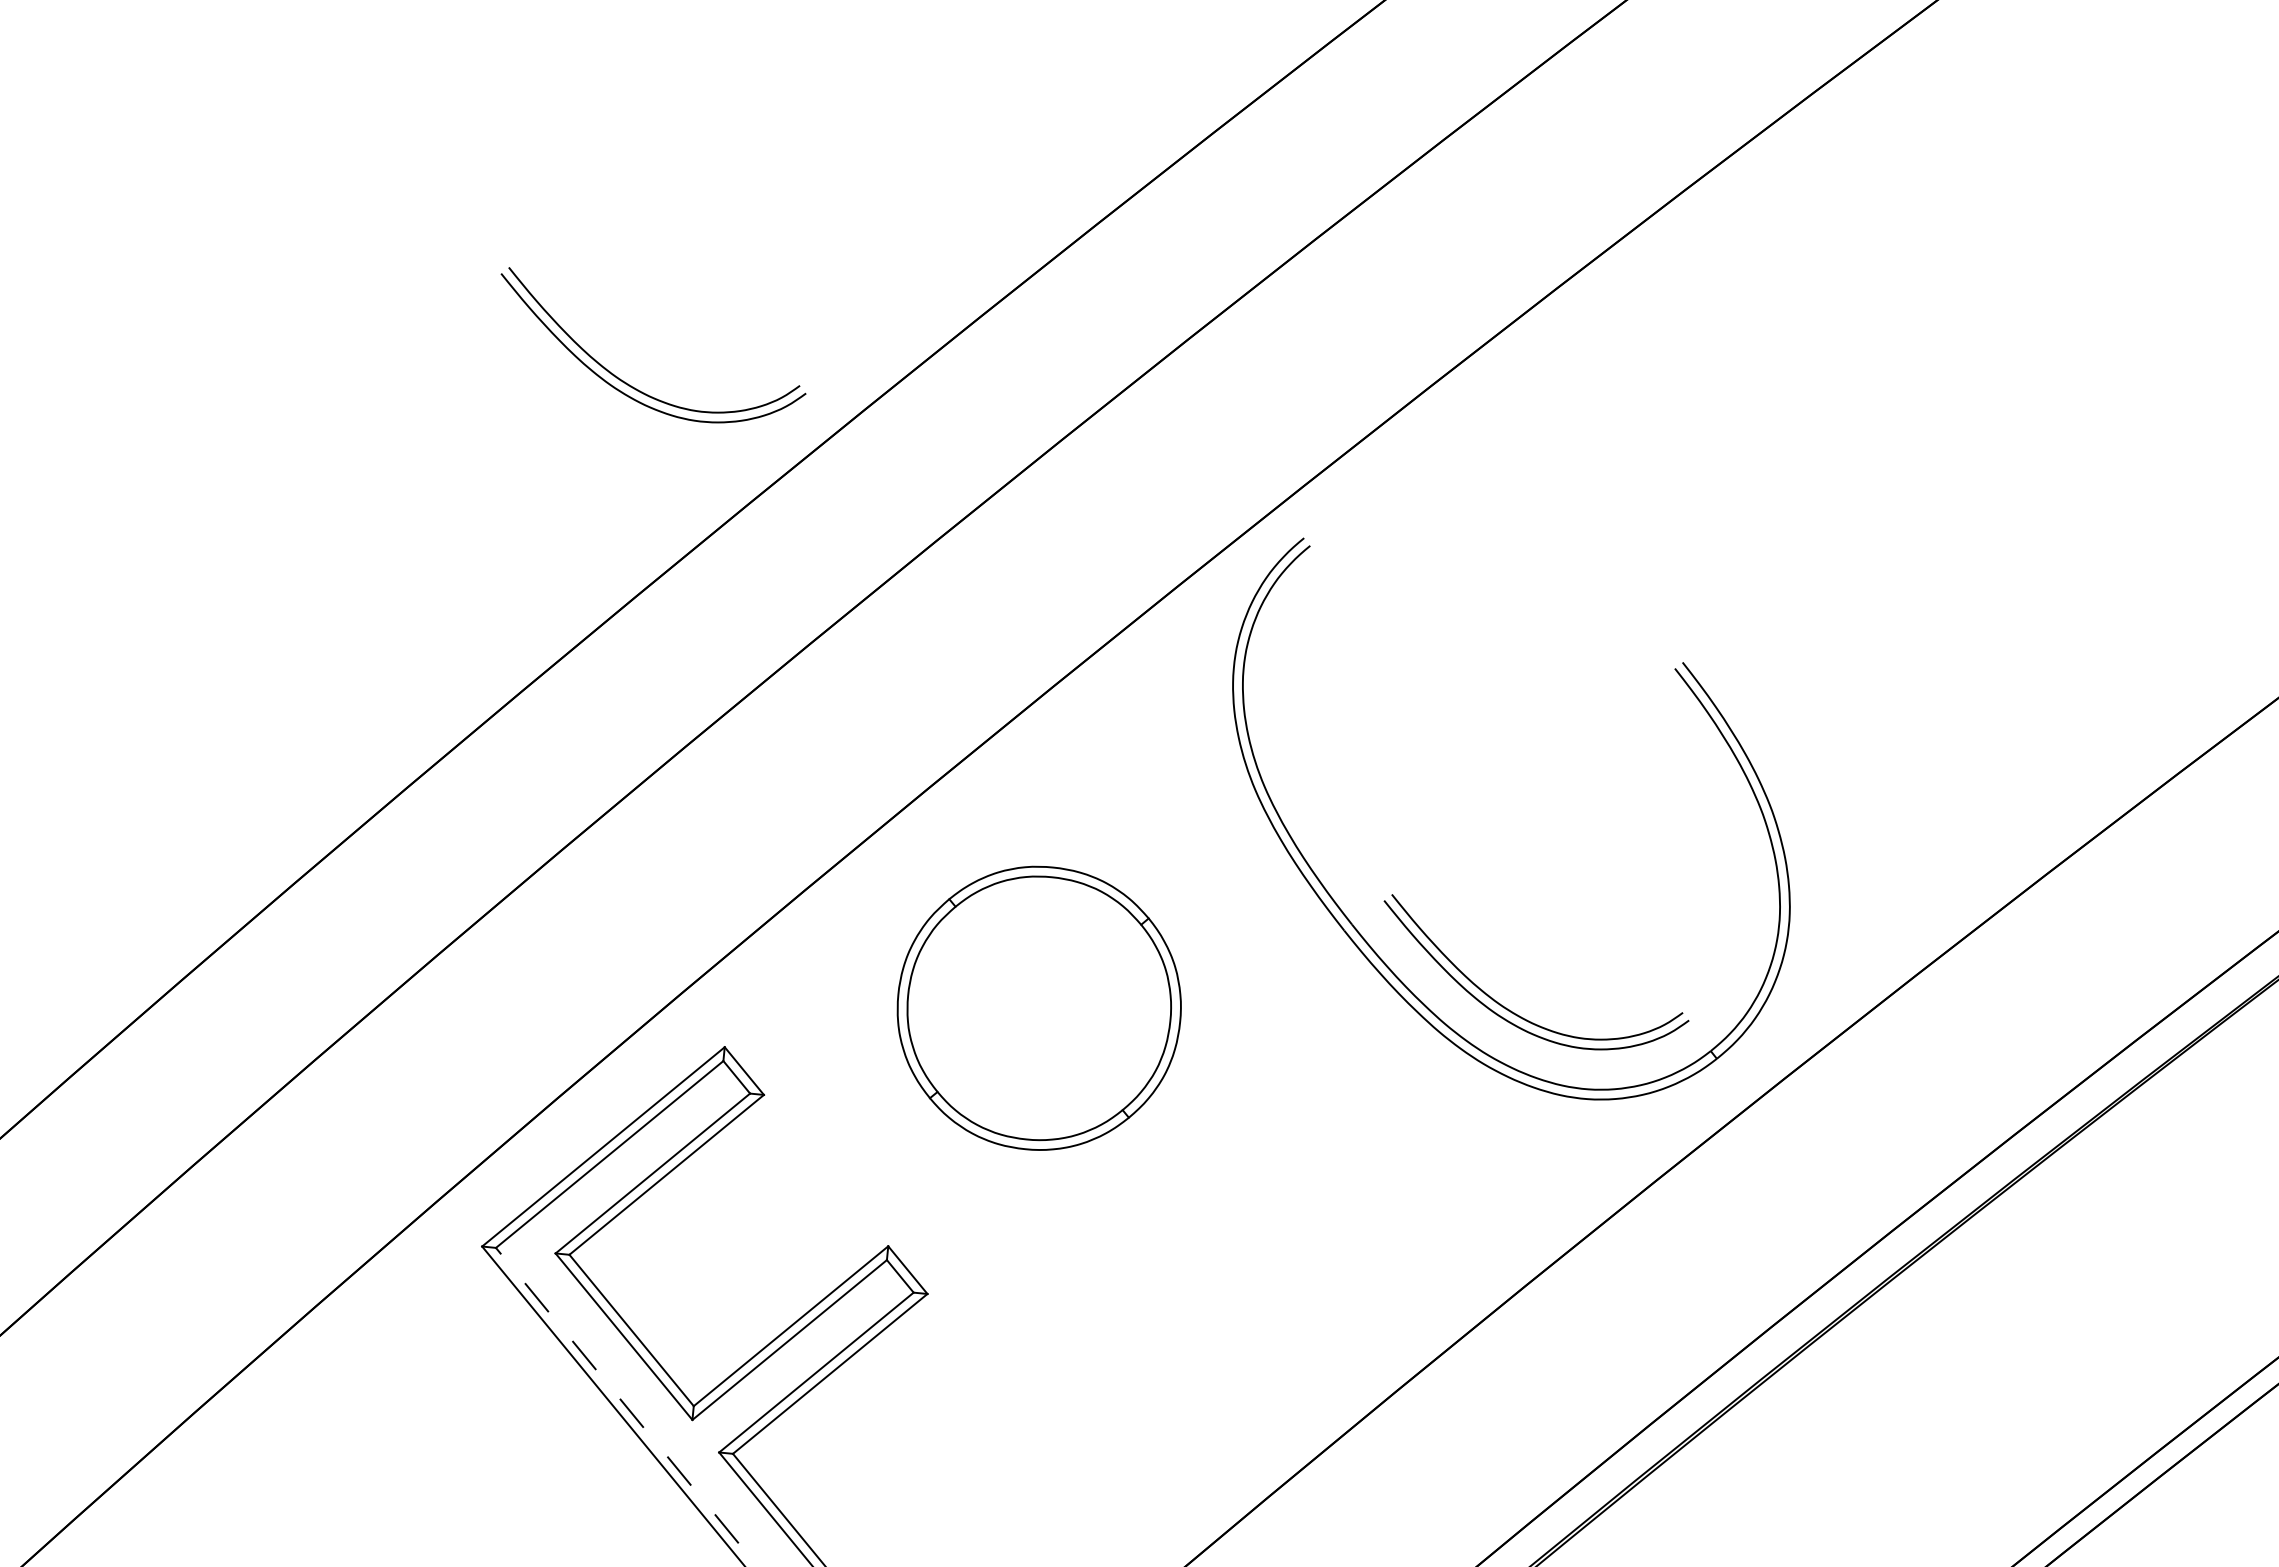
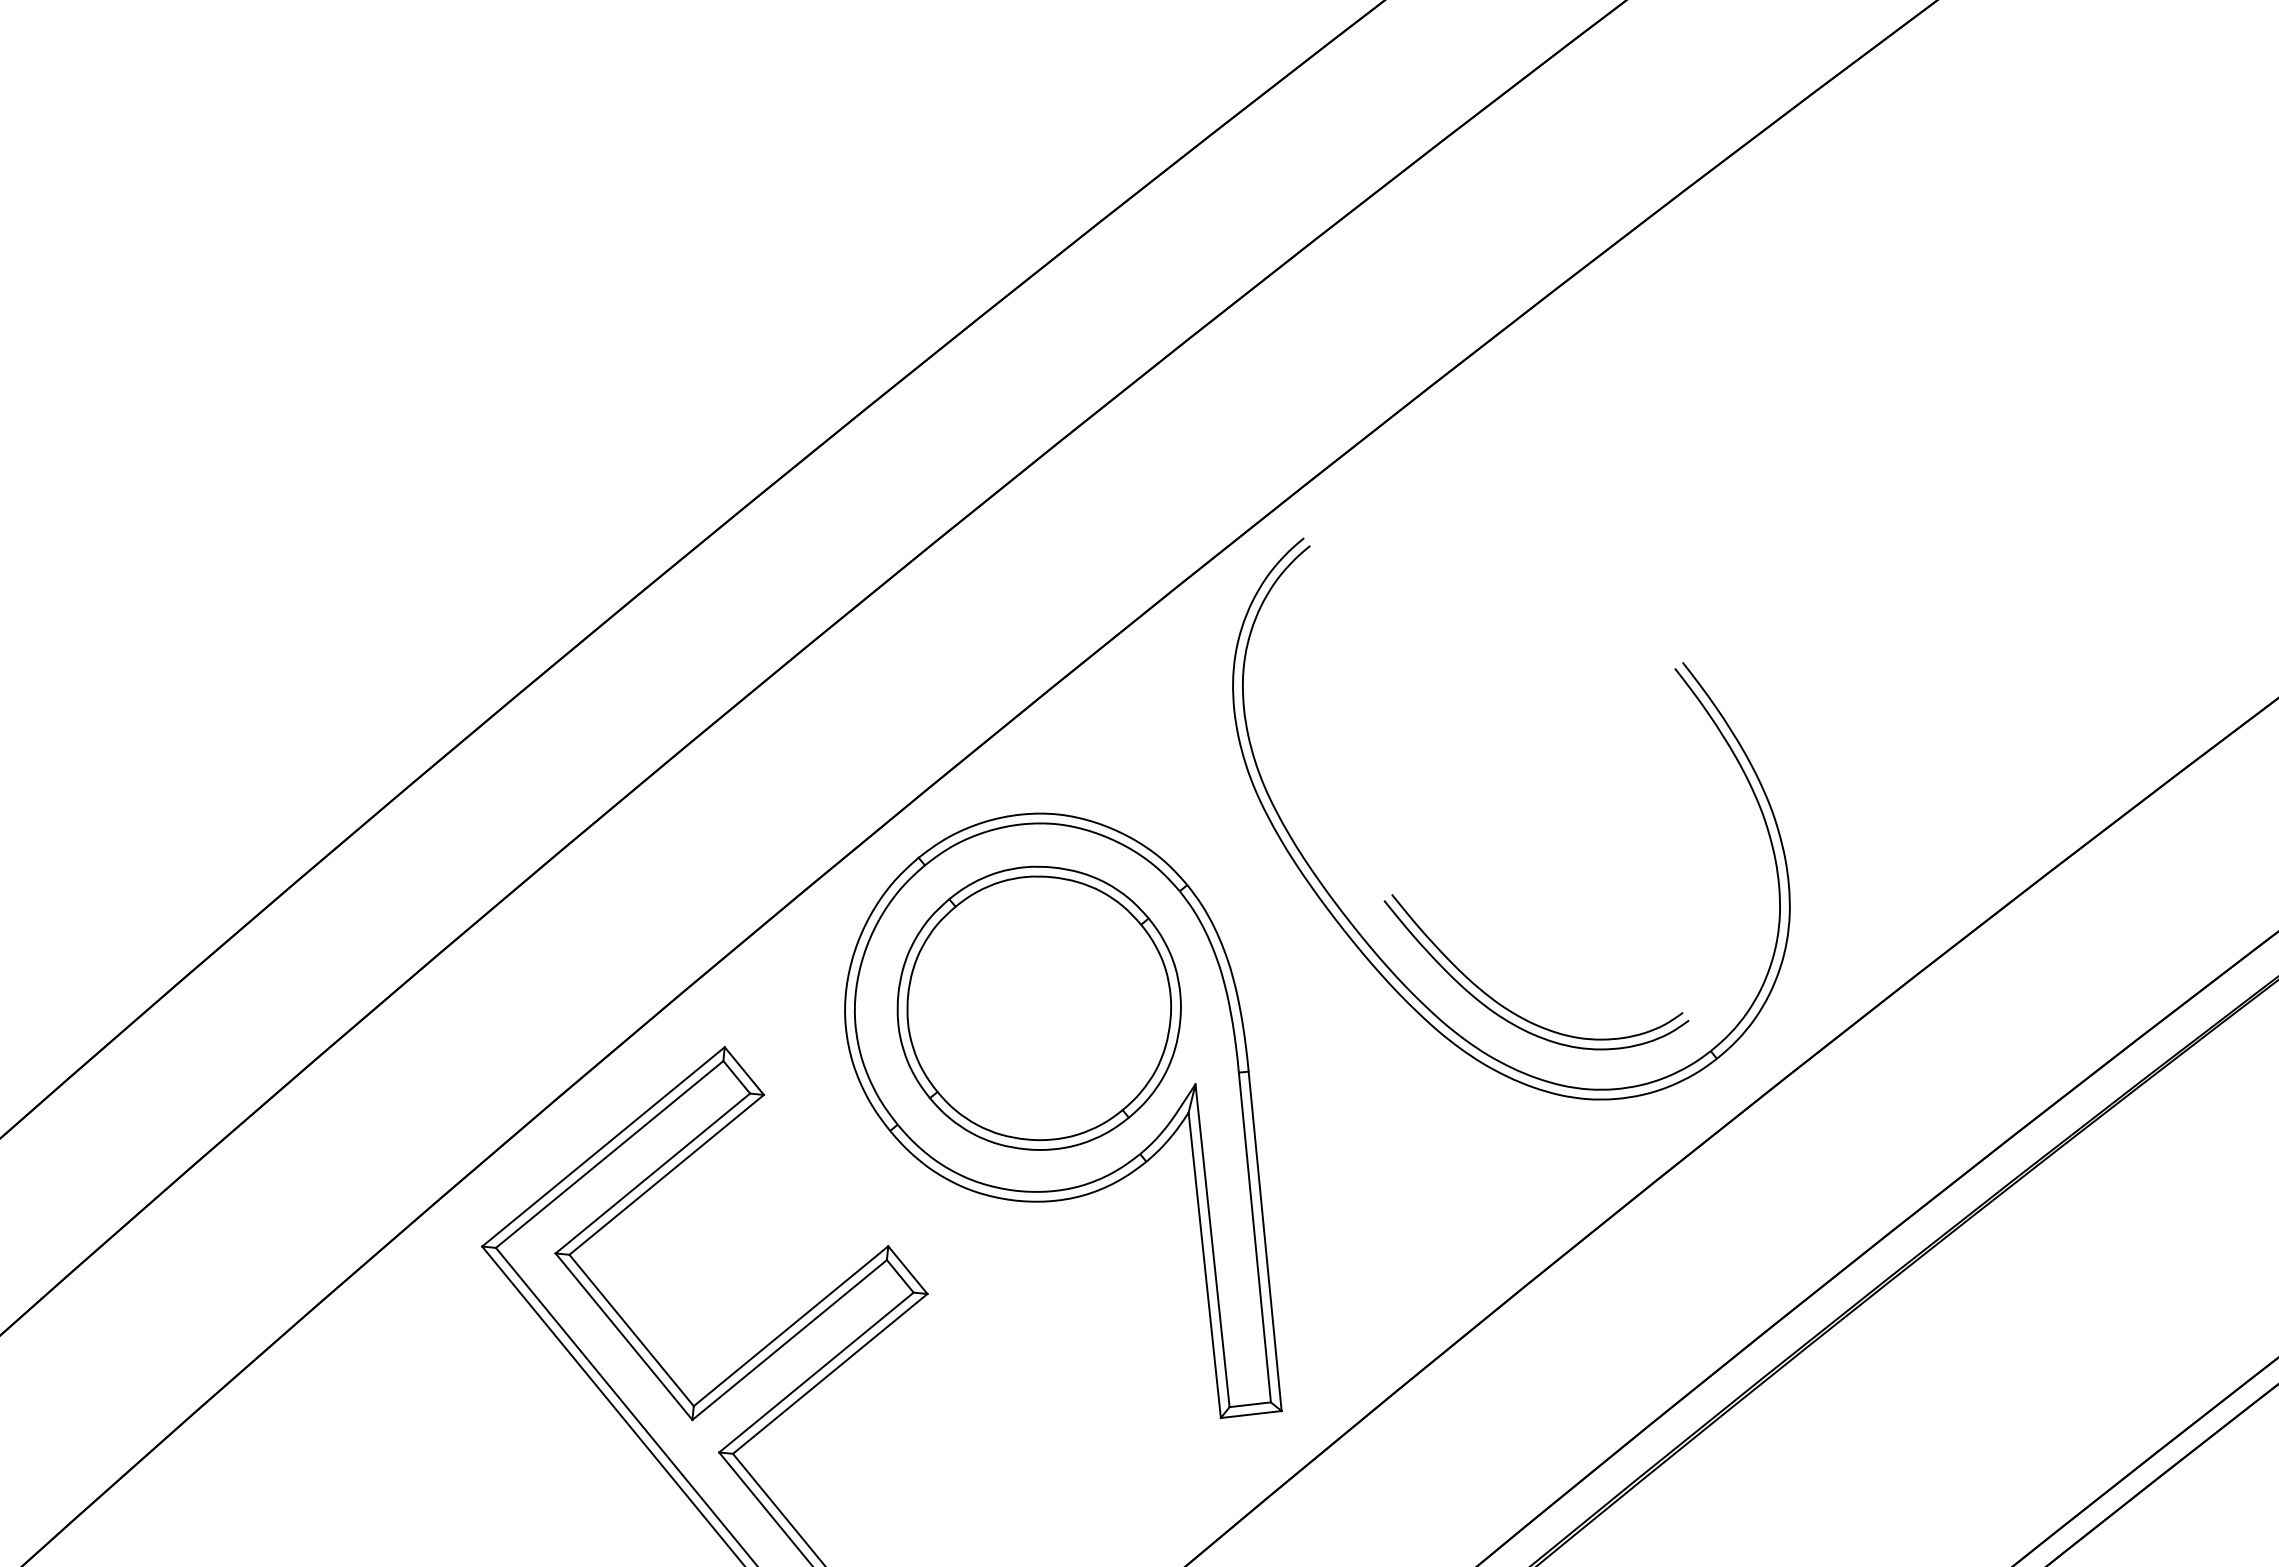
part: present -> none (628, 383)
part: none -> present (1063, 1115)
line: dashed -> solid (626, 1407)
